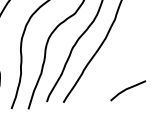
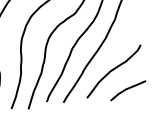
curve: none -> present (113, 70)
